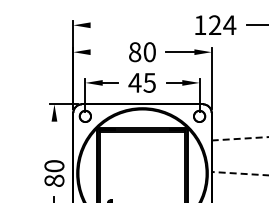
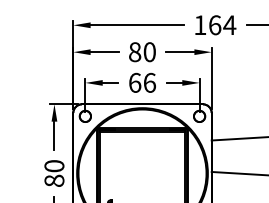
line: none -> present (136, 25)
text: 124 -> 164 (215, 25)
line: none -> present (104, 52)
text: 45 -> 66 (142, 82)
line: none -> present (54, 135)
line: dashed -> solid (240, 138)
line: dashed -> solid (239, 173)
